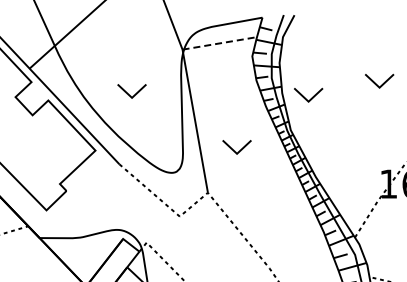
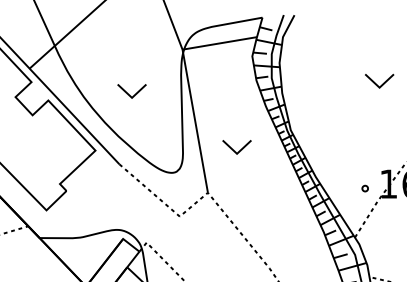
line: dashed -> solid (219, 43)
part: present -> none (308, 94)
part: none -> present (364, 188)
